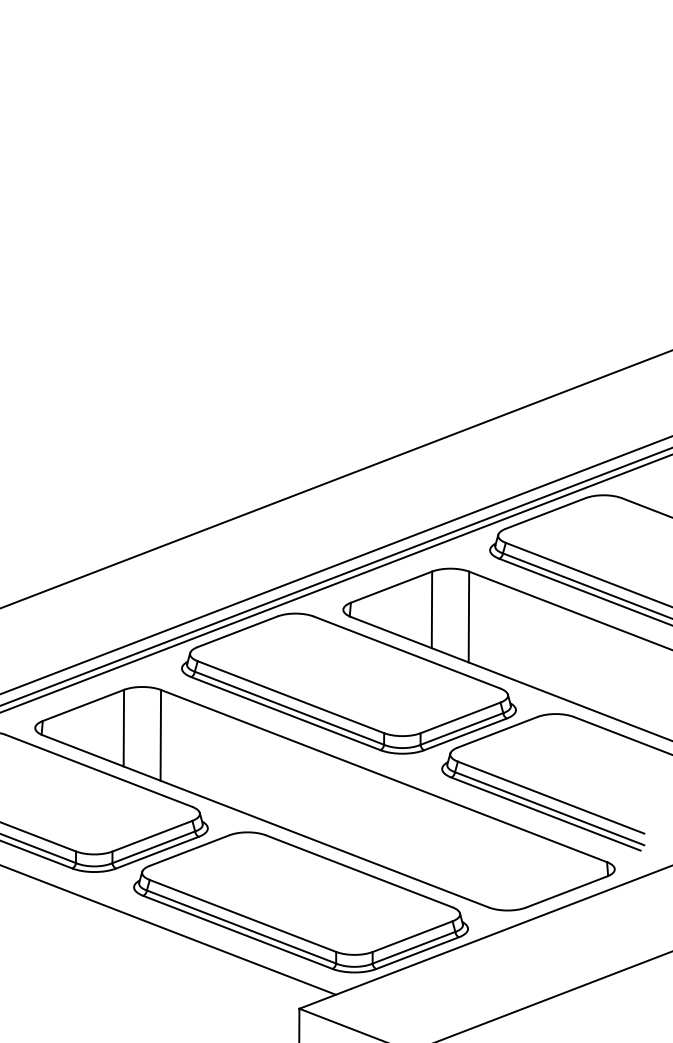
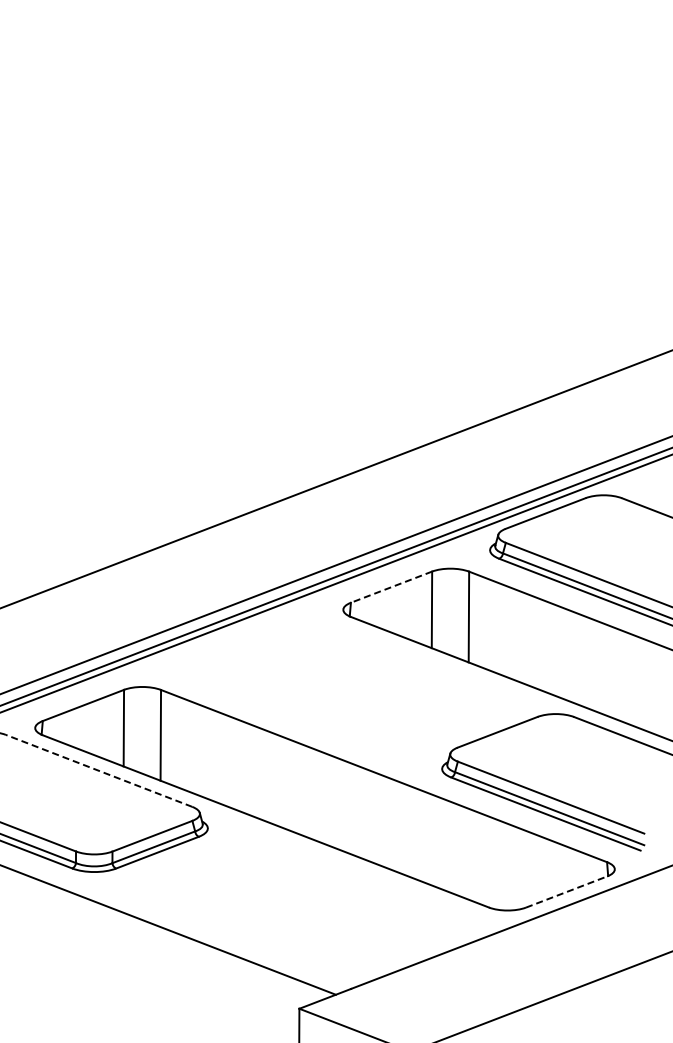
line: solid -> dashed (391, 587)
part: present -> none (348, 683)
line: solid -> dashed (99, 770)
line: solid -> dashed (566, 892)
part: present -> none (300, 902)
